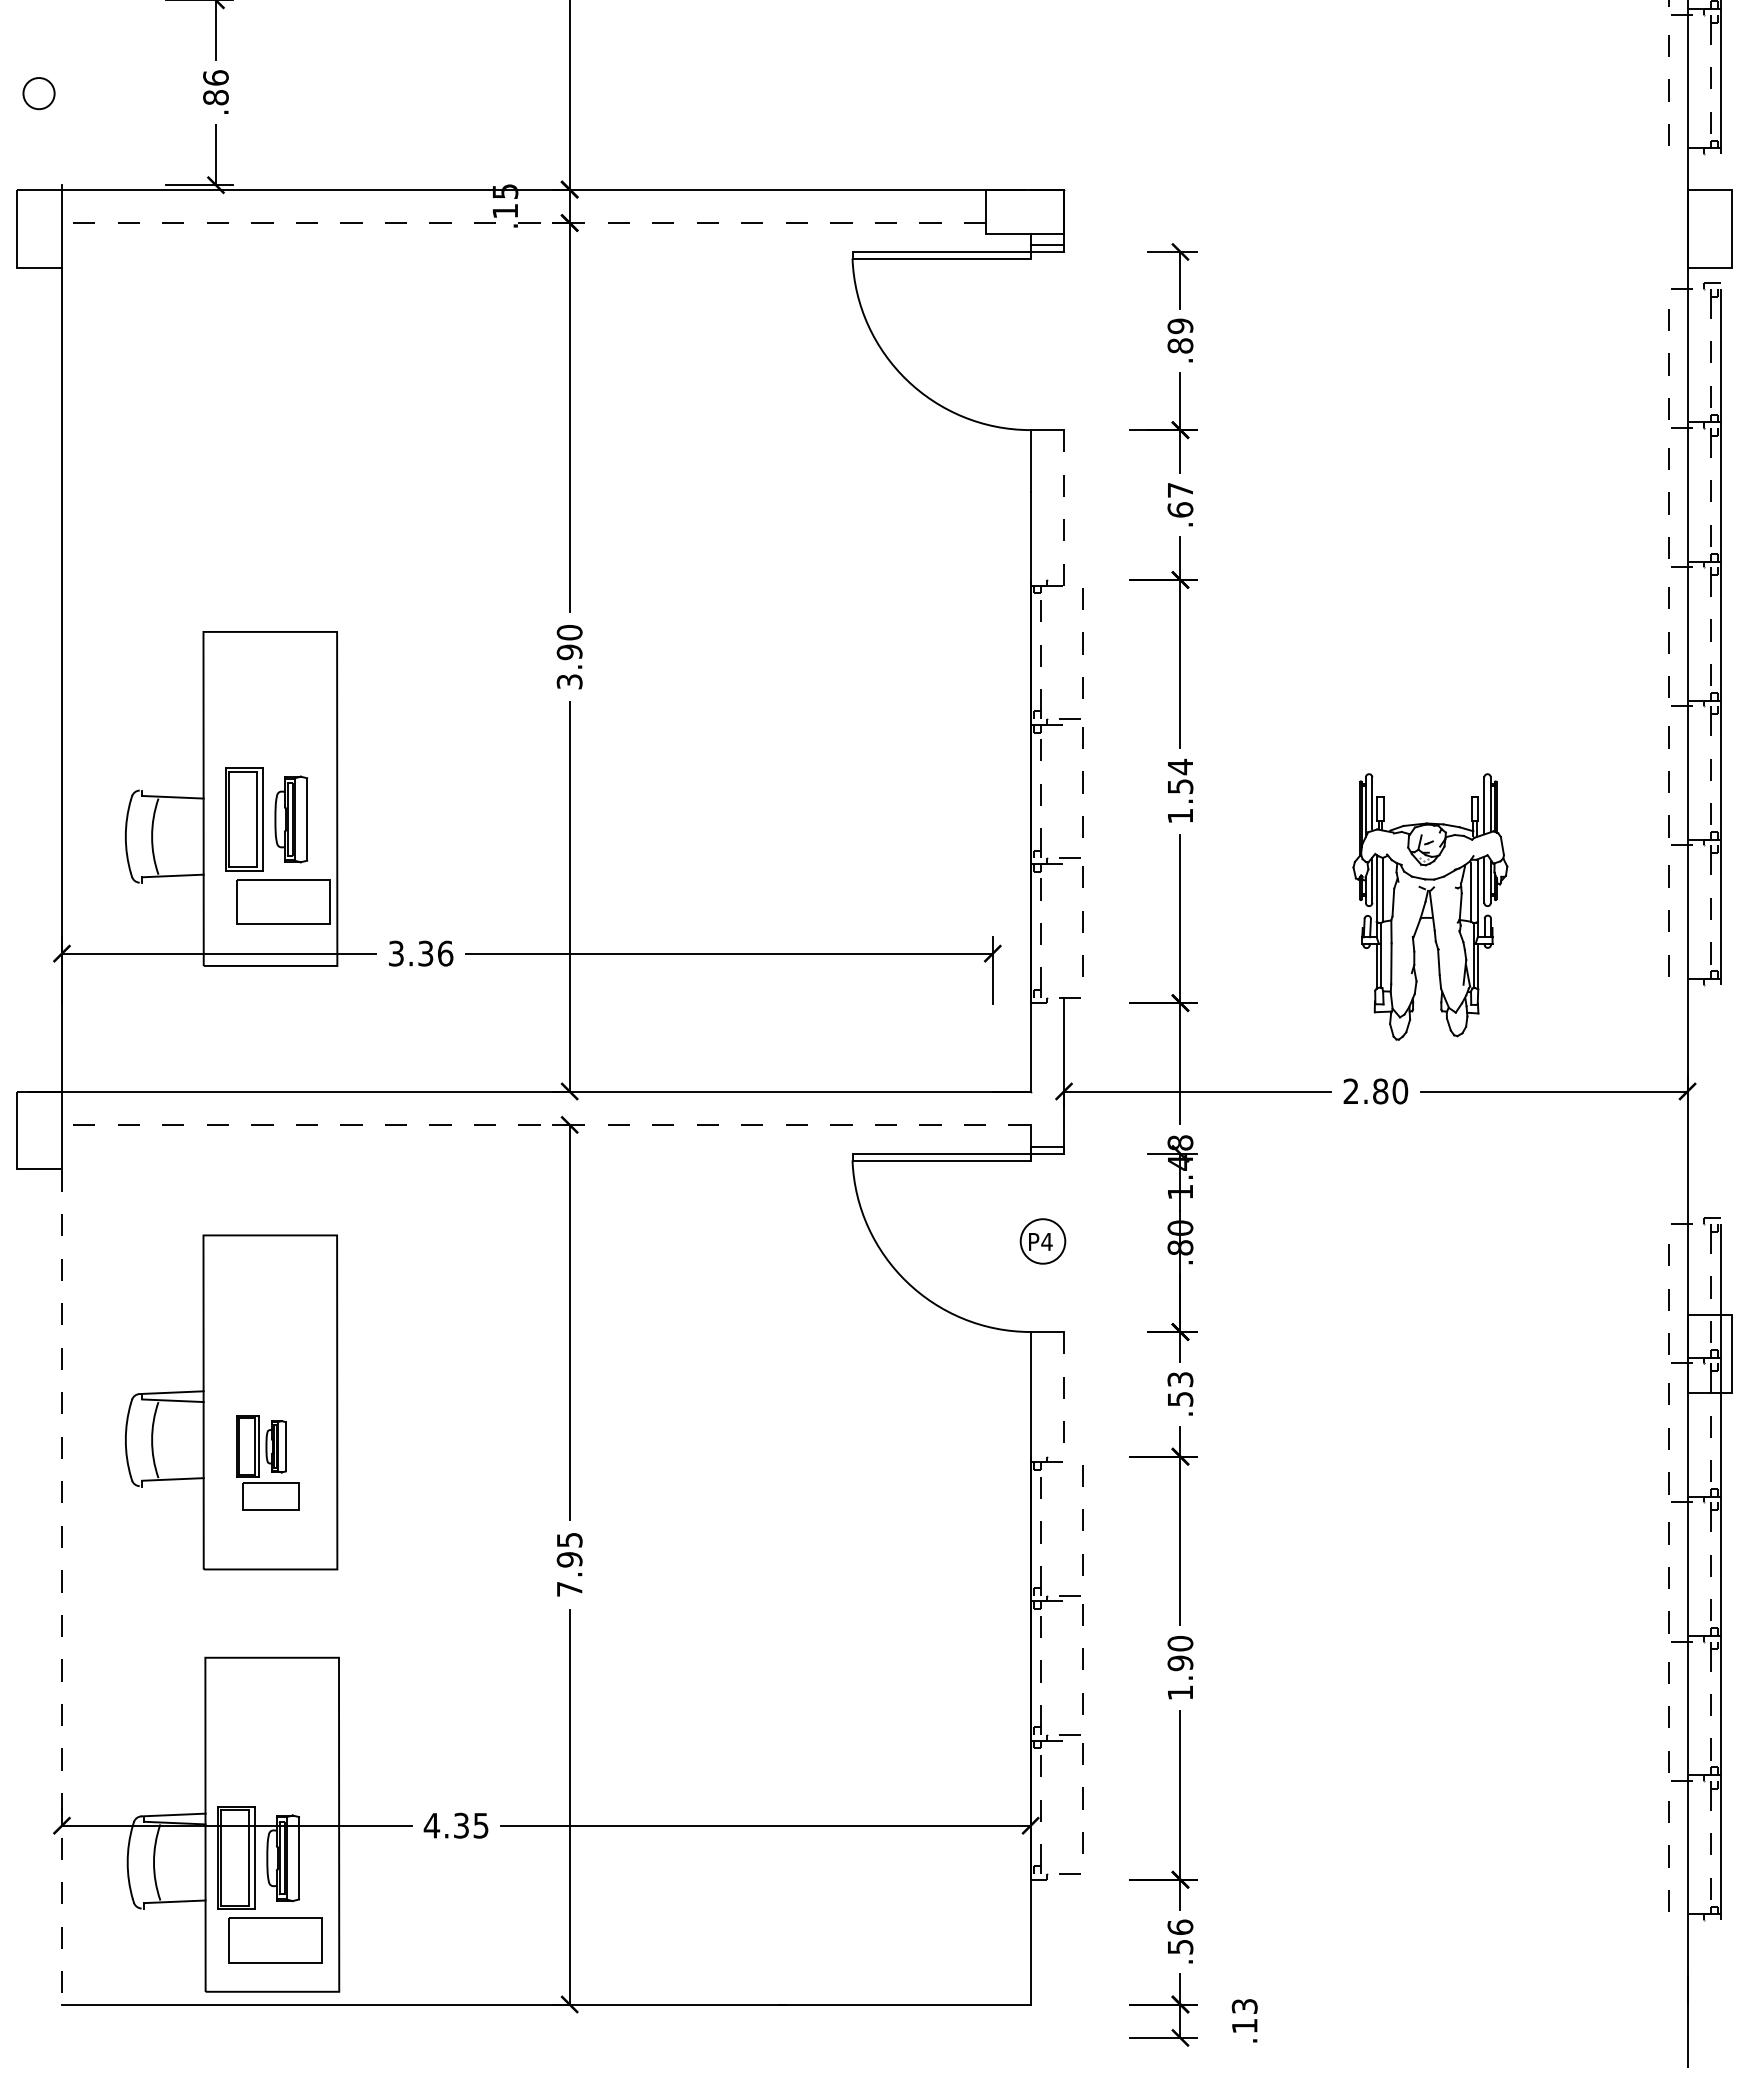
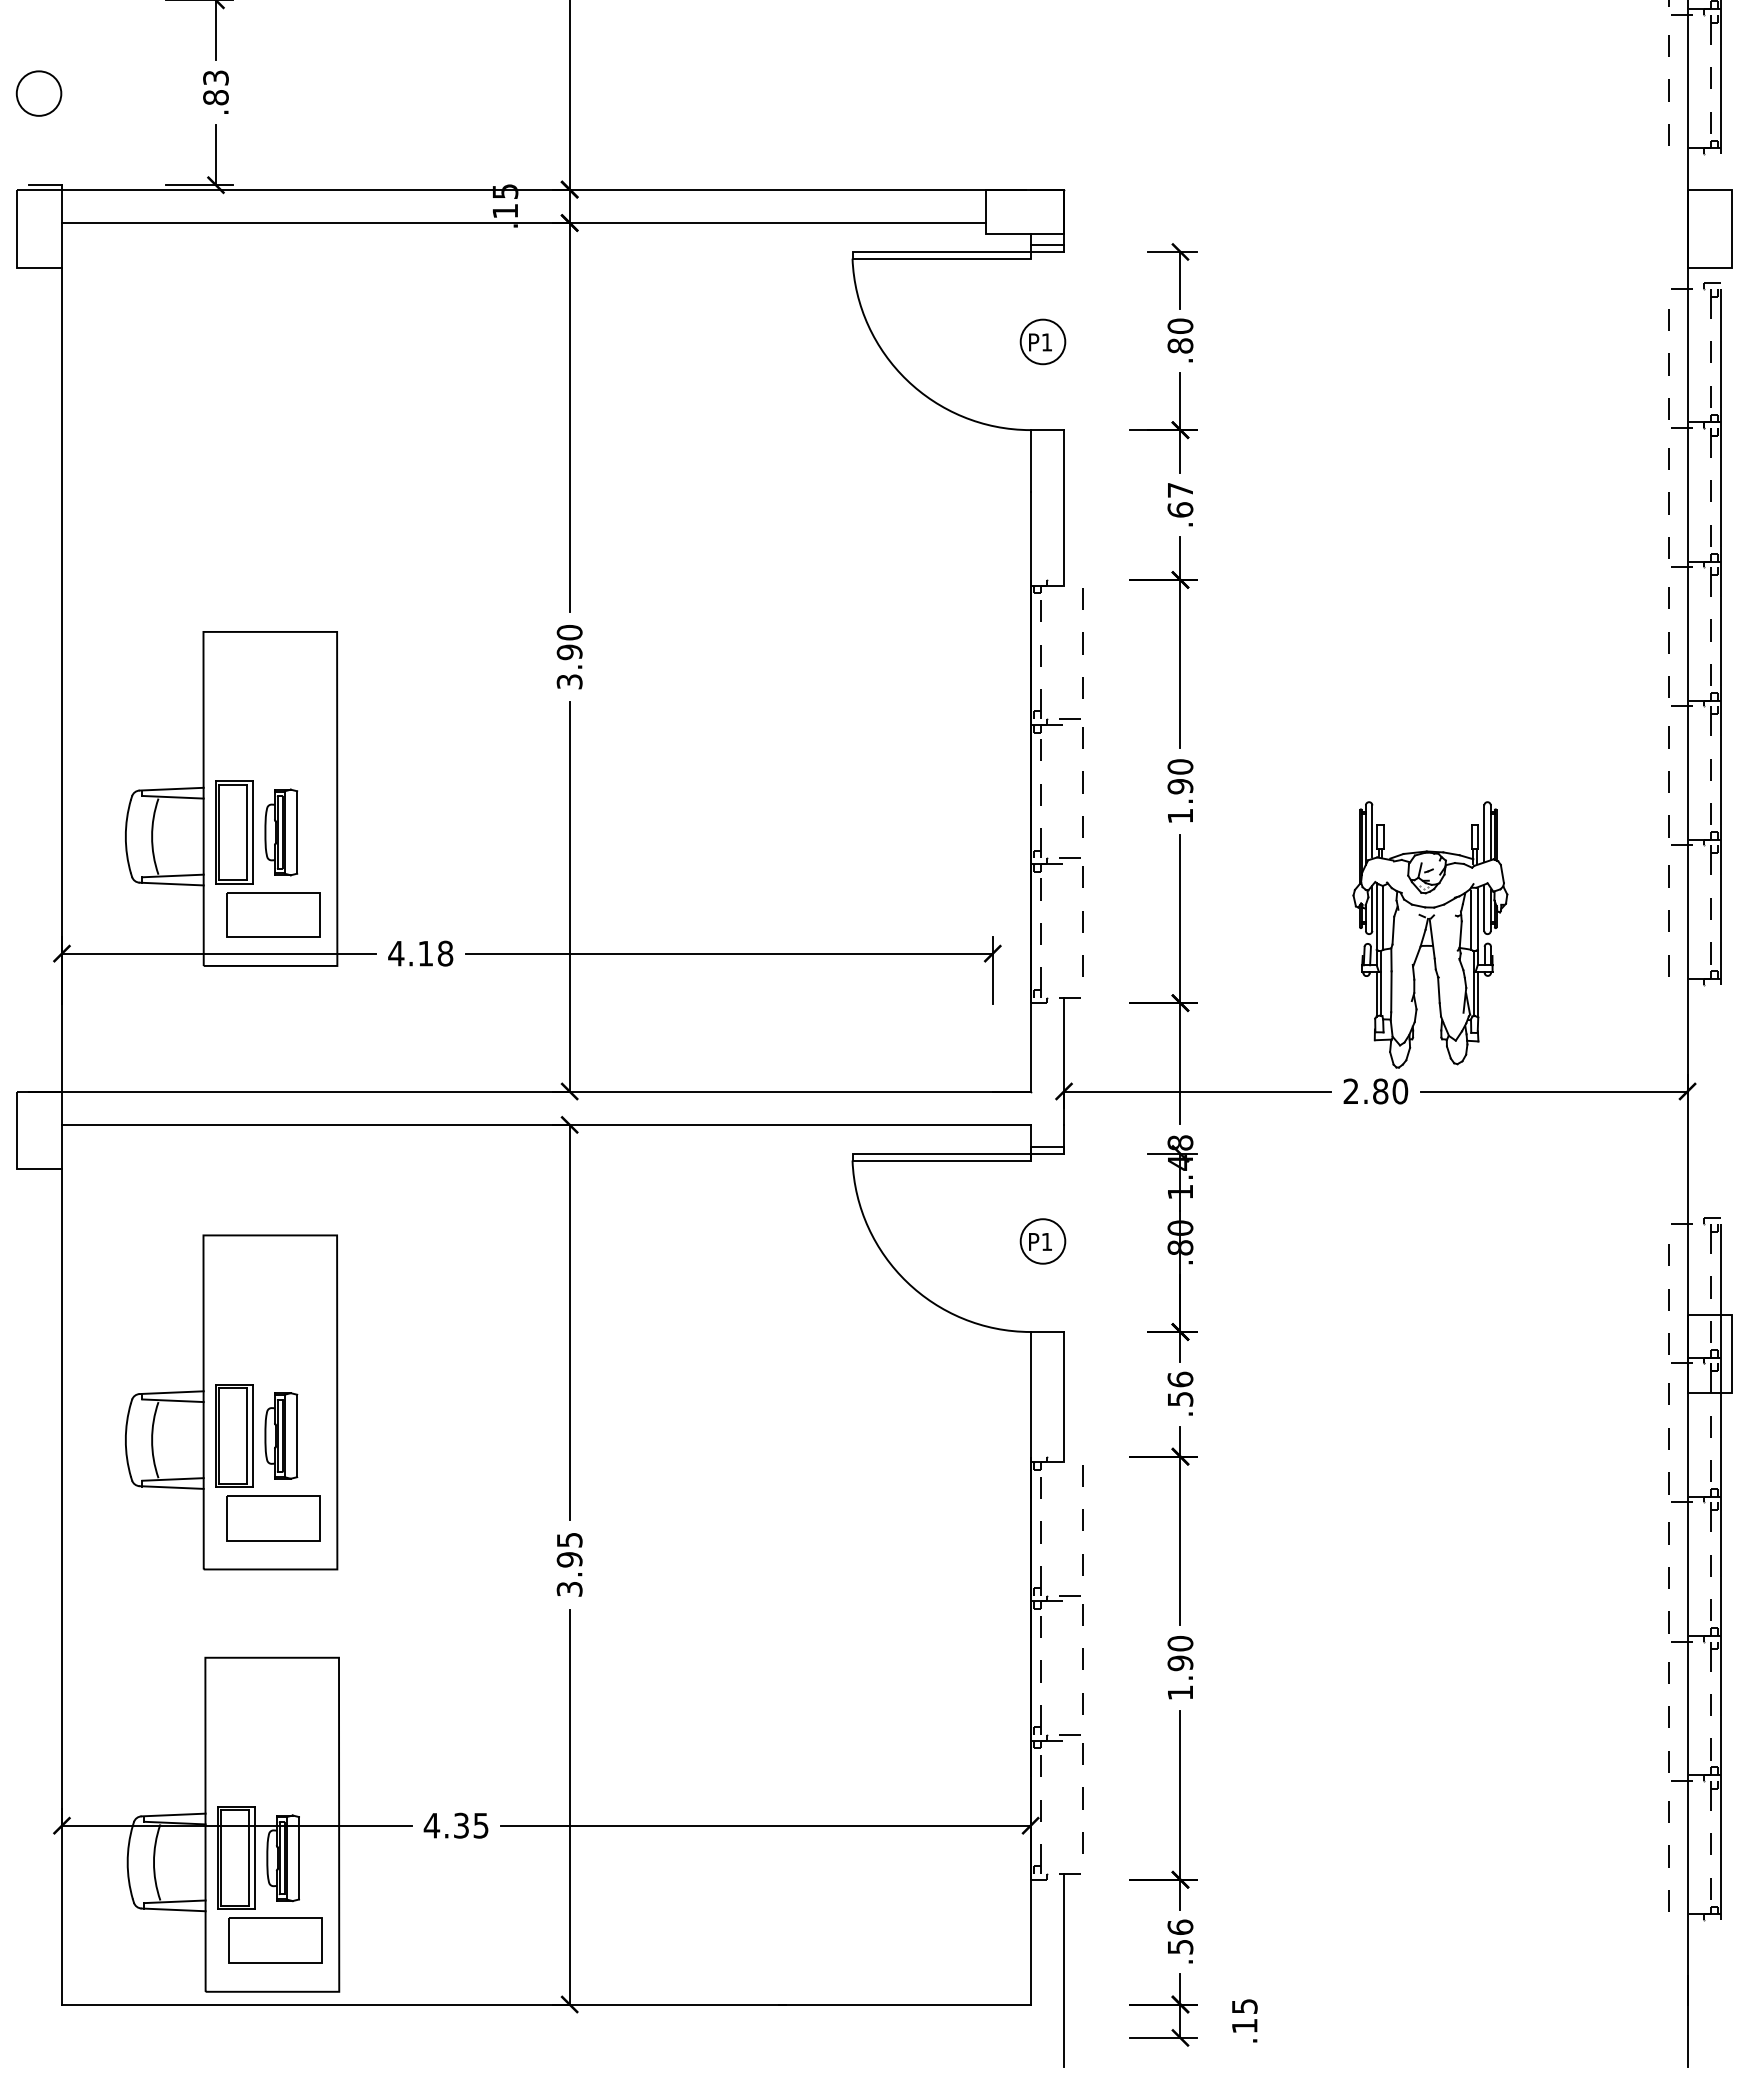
text: .86 -> .83 (215, 77)
circle diameter: 31 px -> 45 px (38, 93)
line: none -> present (44, 185)
line: dashed -> solid (523, 223)
text: .89 -> .80 (1180, 326)
part: none -> present (1042, 341)
line: dashed -> solid (1064, 507)
text: 1.54 -> 1.90 (1180, 776)
line: none -> present (171, 788)
part position: (277, 845) -> (267, 858) (267, 858)
line: none -> present (171, 883)
part position: (1430, 906) -> (1430, 934) (1430, 934)
text: 3.36 -> 4.18 (420, 953)
line: dashed -> solid (545, 1124)
text: P4 -> P1 (1046, 1241)
text: .53 -> .56 (1180, 1379)
line: dashed -> solid (1064, 1397)
part size: 64x96 px -> 106x158 px (267, 1462)
line: none -> present (171, 1487)
line: dashed -> solid (61, 1586)
text: 7.95 -> 3.95 (569, 1589)
line: none -> present (173, 1909)
line: none -> present (1064, 1970)
text: .13 -> .15 (1244, 2006)
